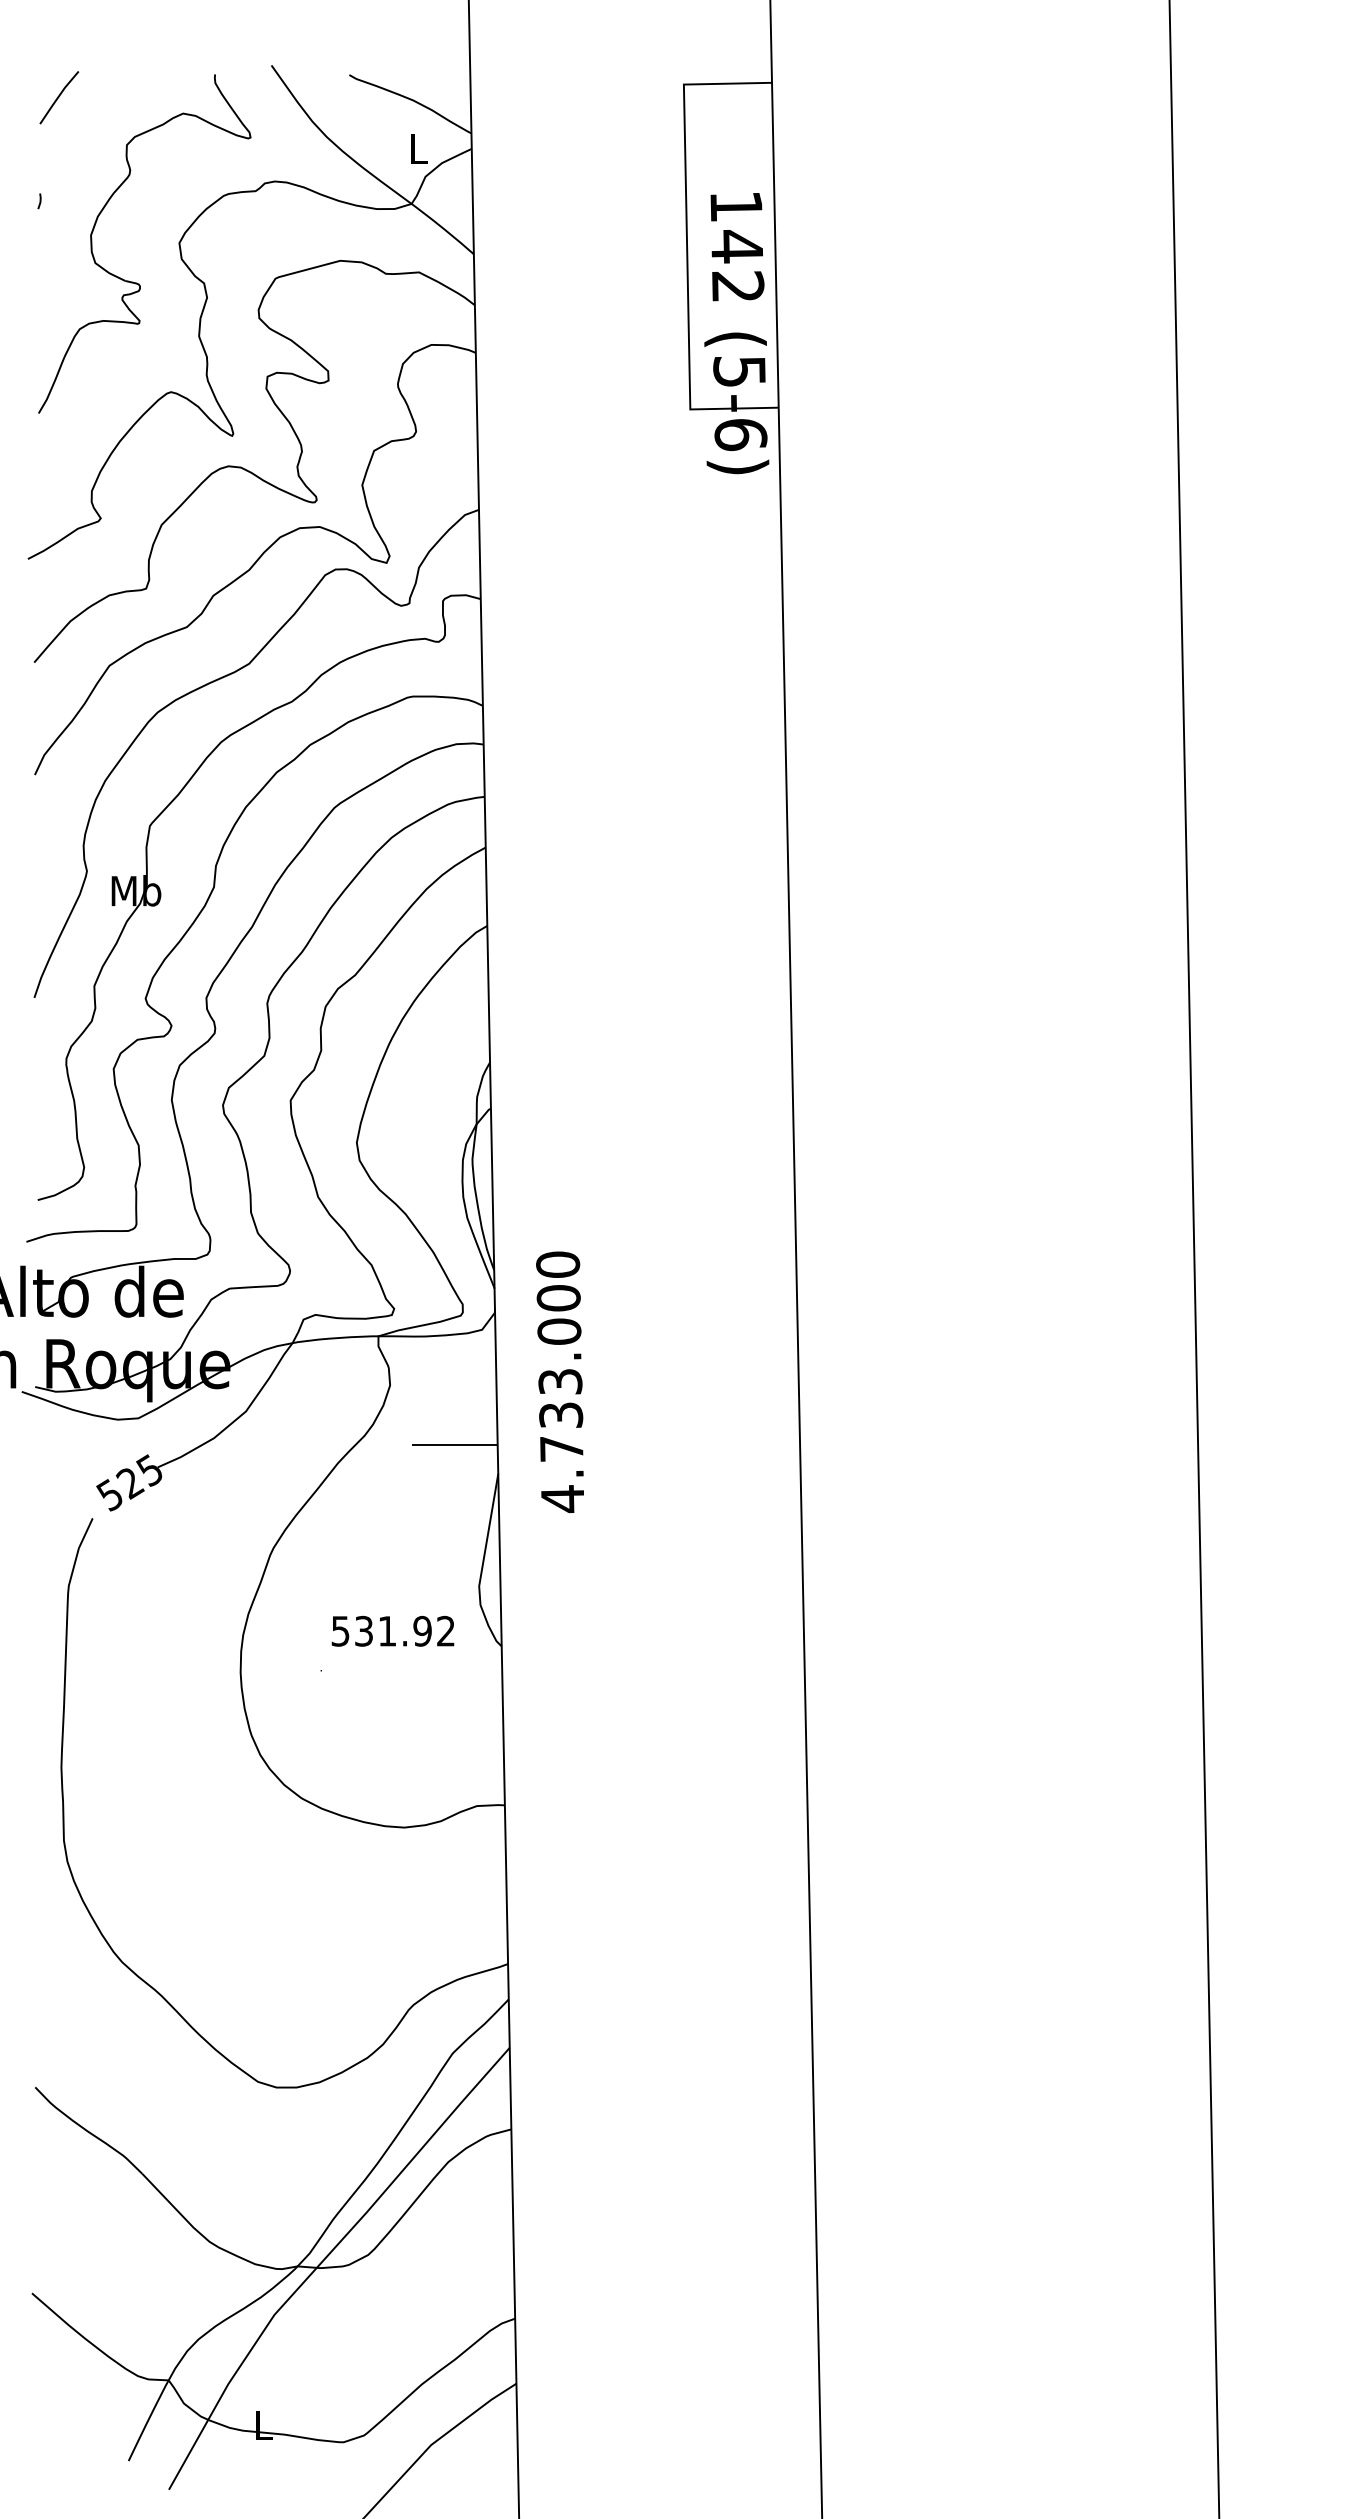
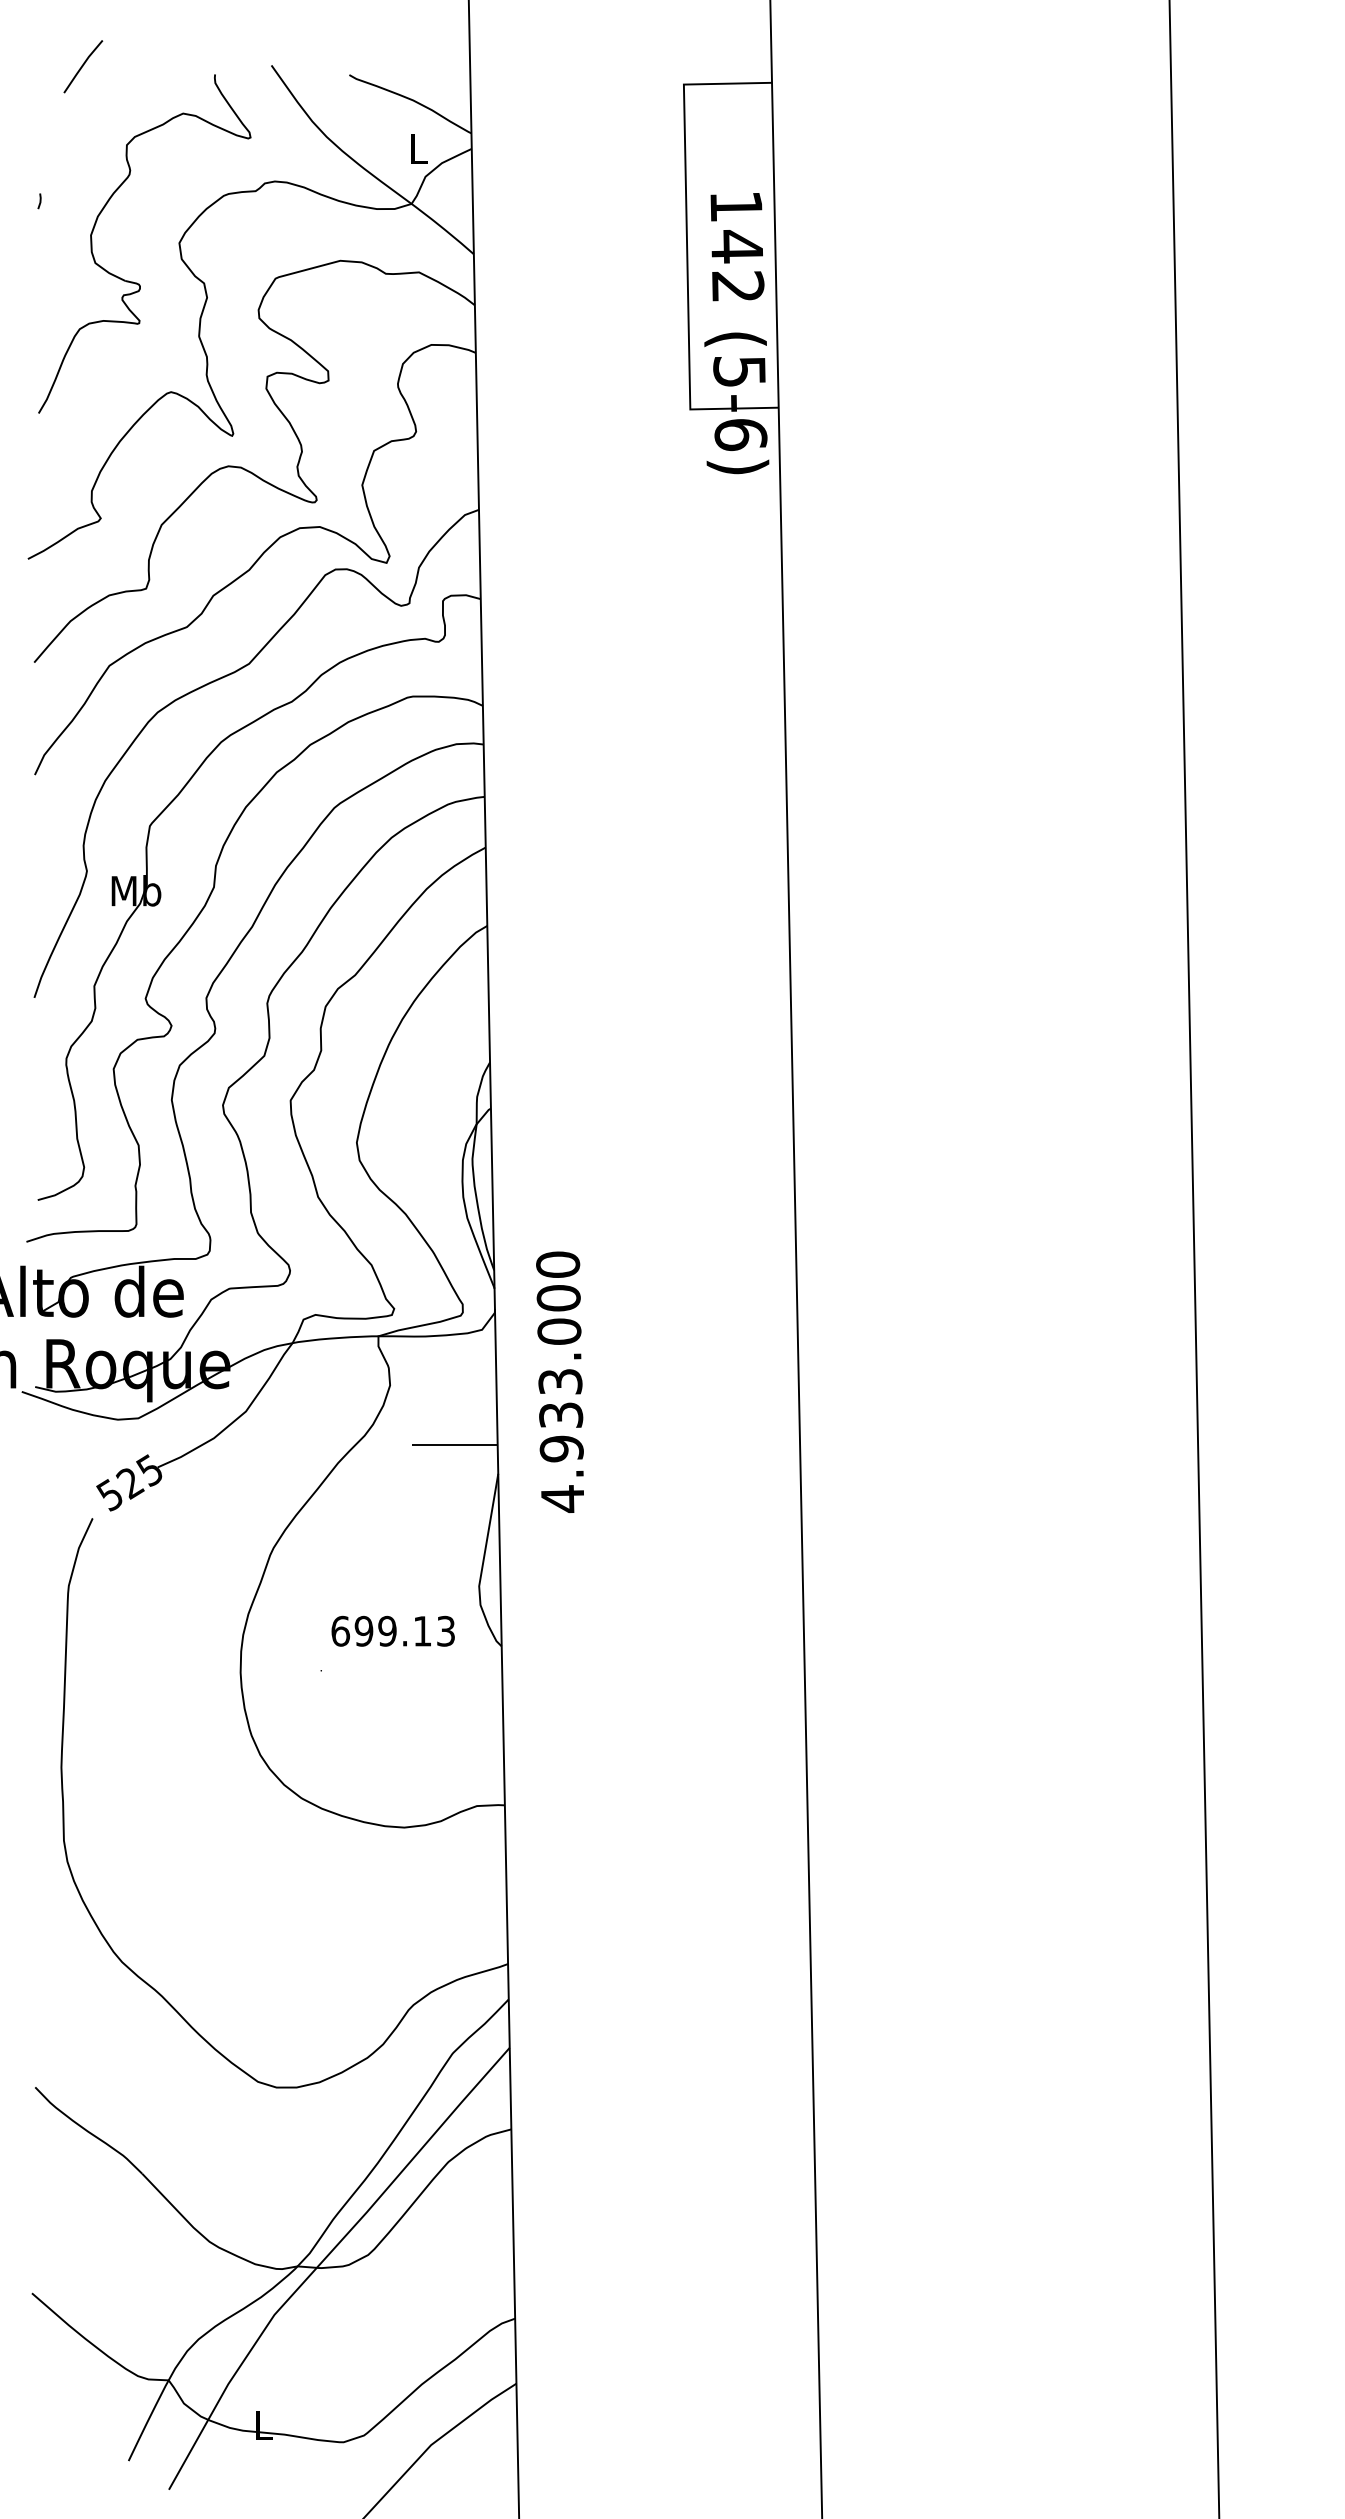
line position: (59, 97) -> (83, 66) (83, 66)
text: 4.733.000 -> 4.933.000 (561, 1448)
text: 531.92 -> 699.13 (392, 1630)
